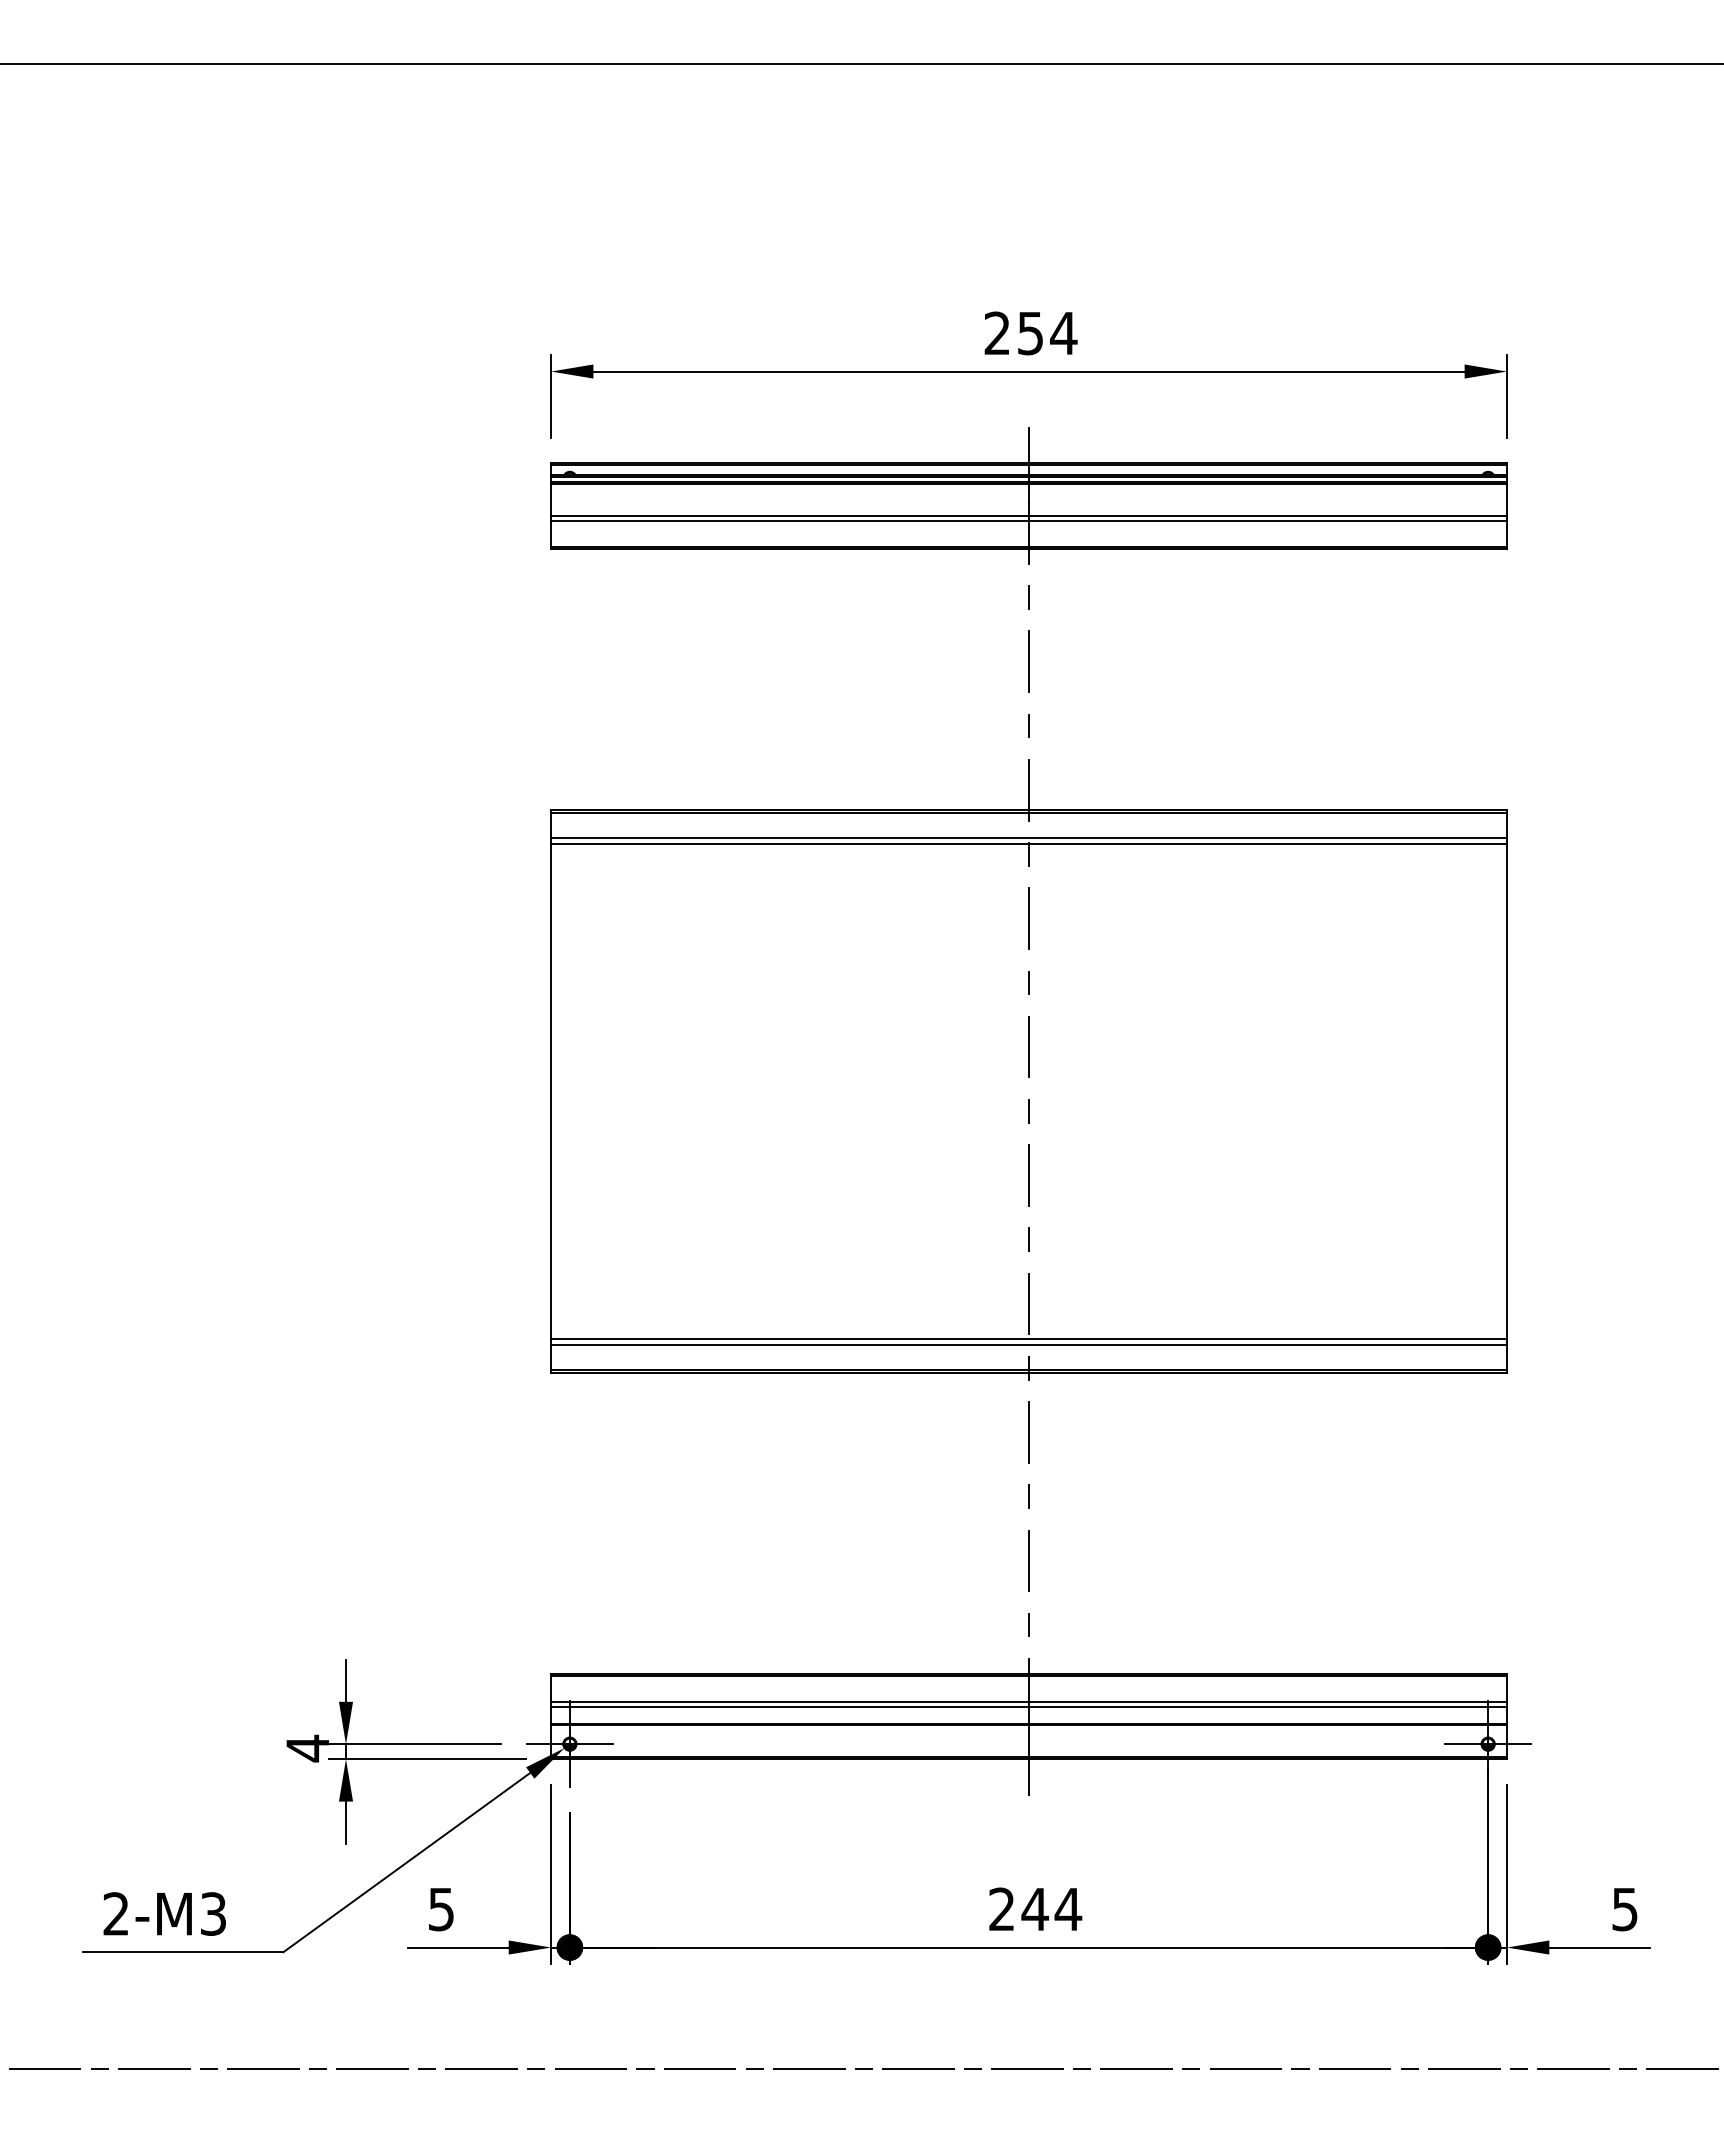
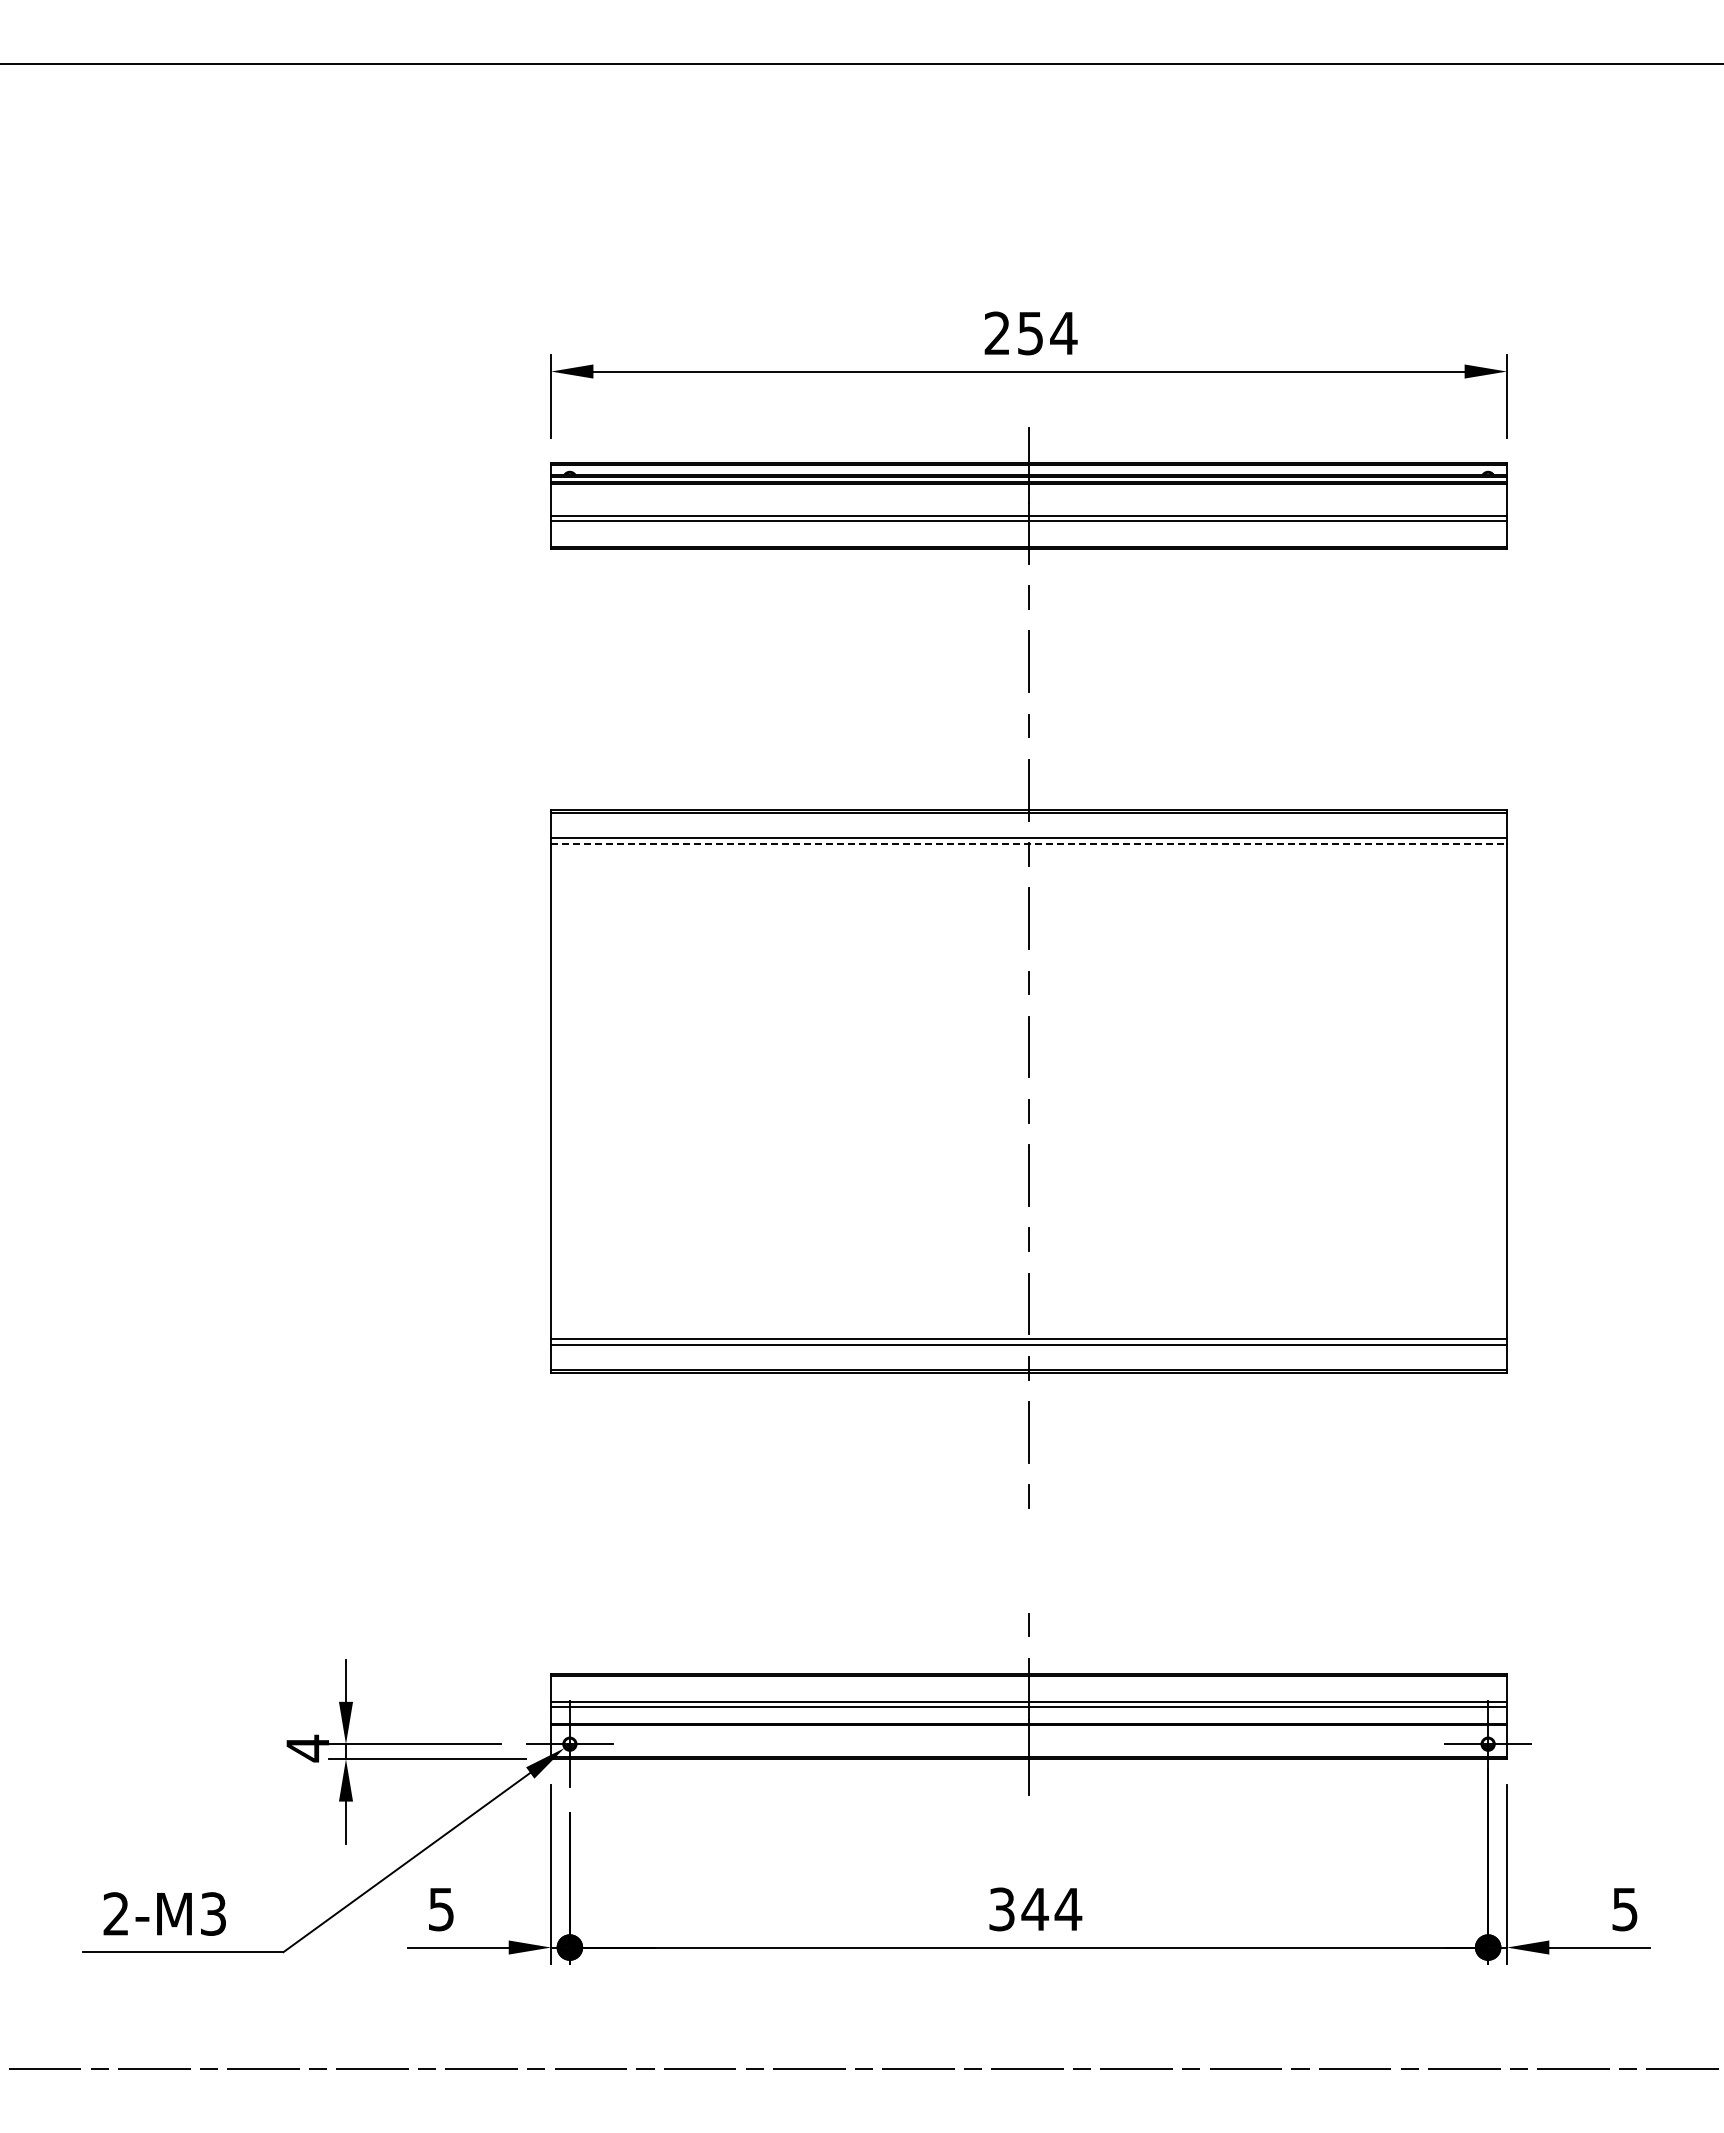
line: solid -> dashed (1029, 843)
line: present -> none (1029, 1560)
text: 244 -> 344 (1001, 1909)
